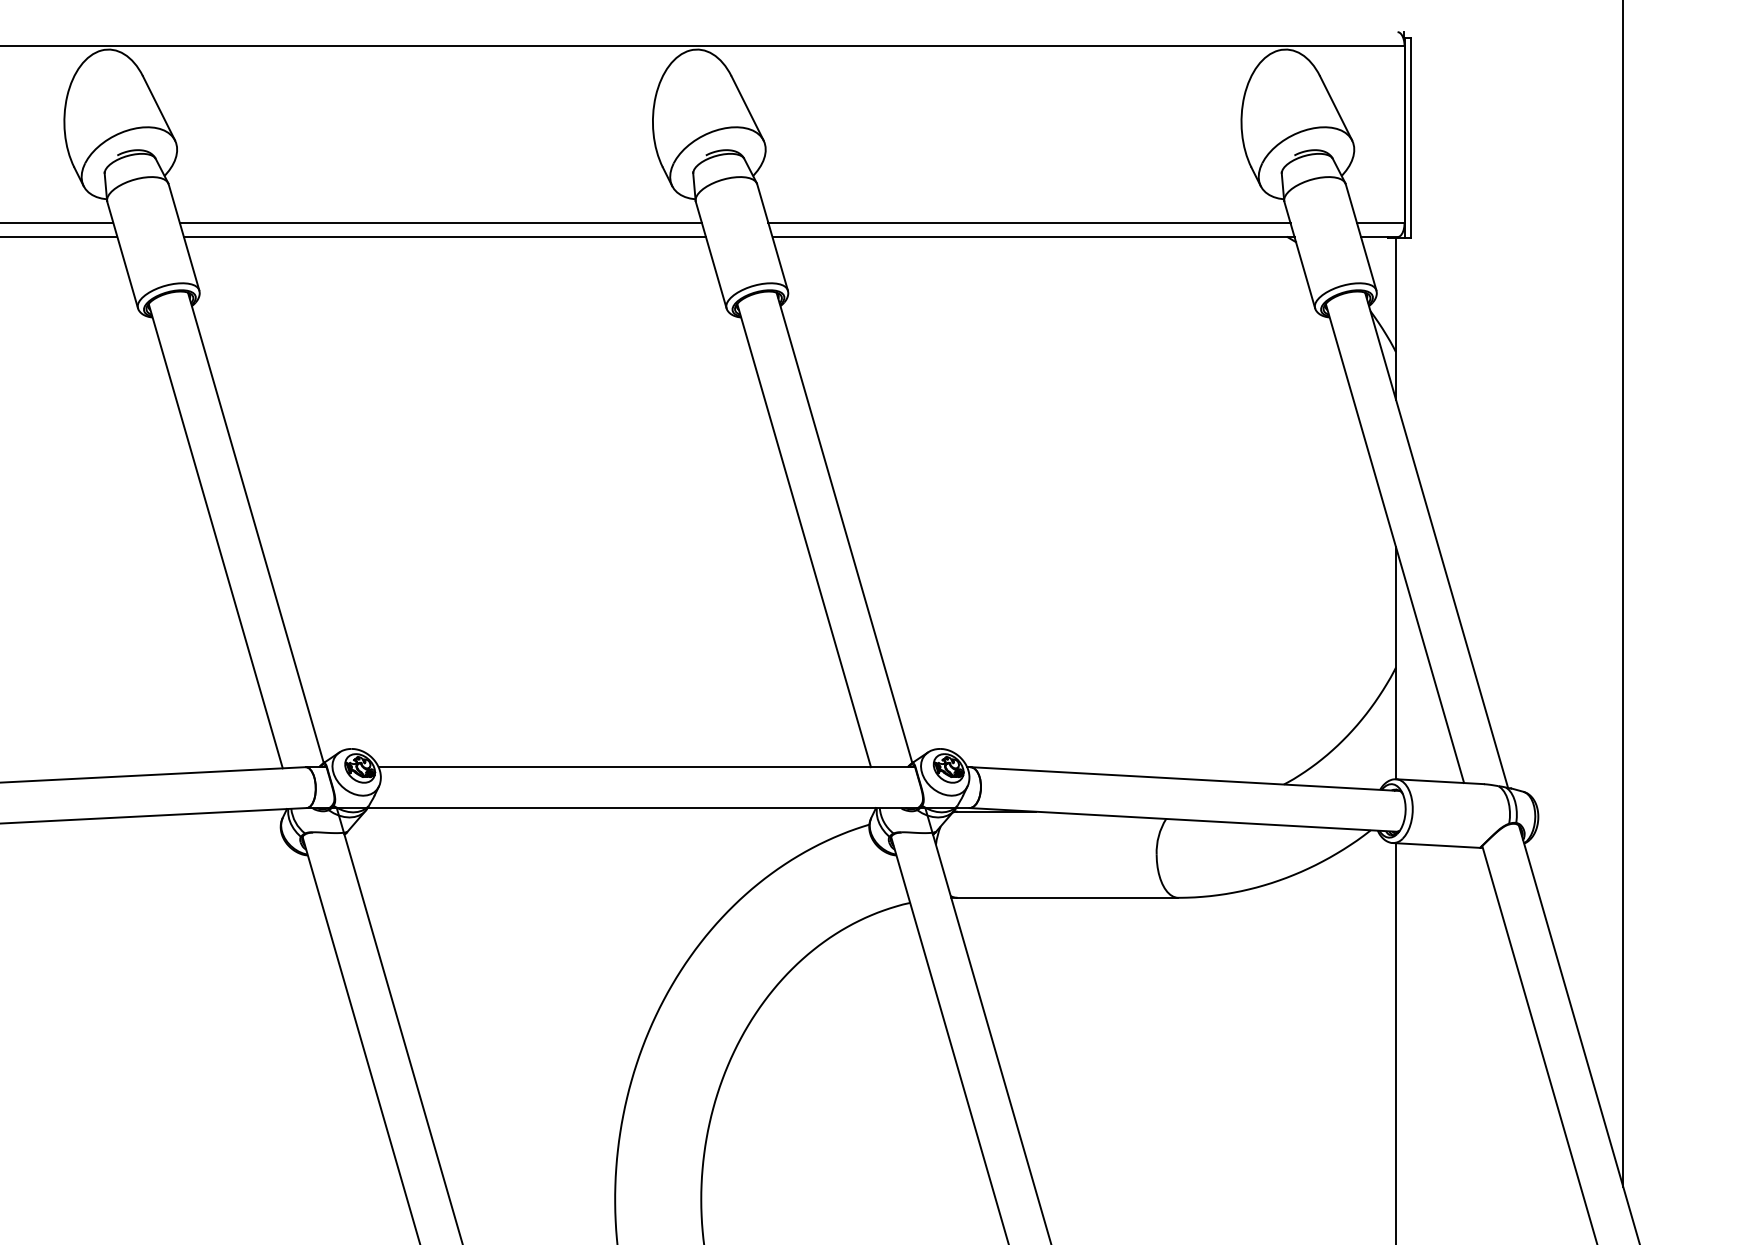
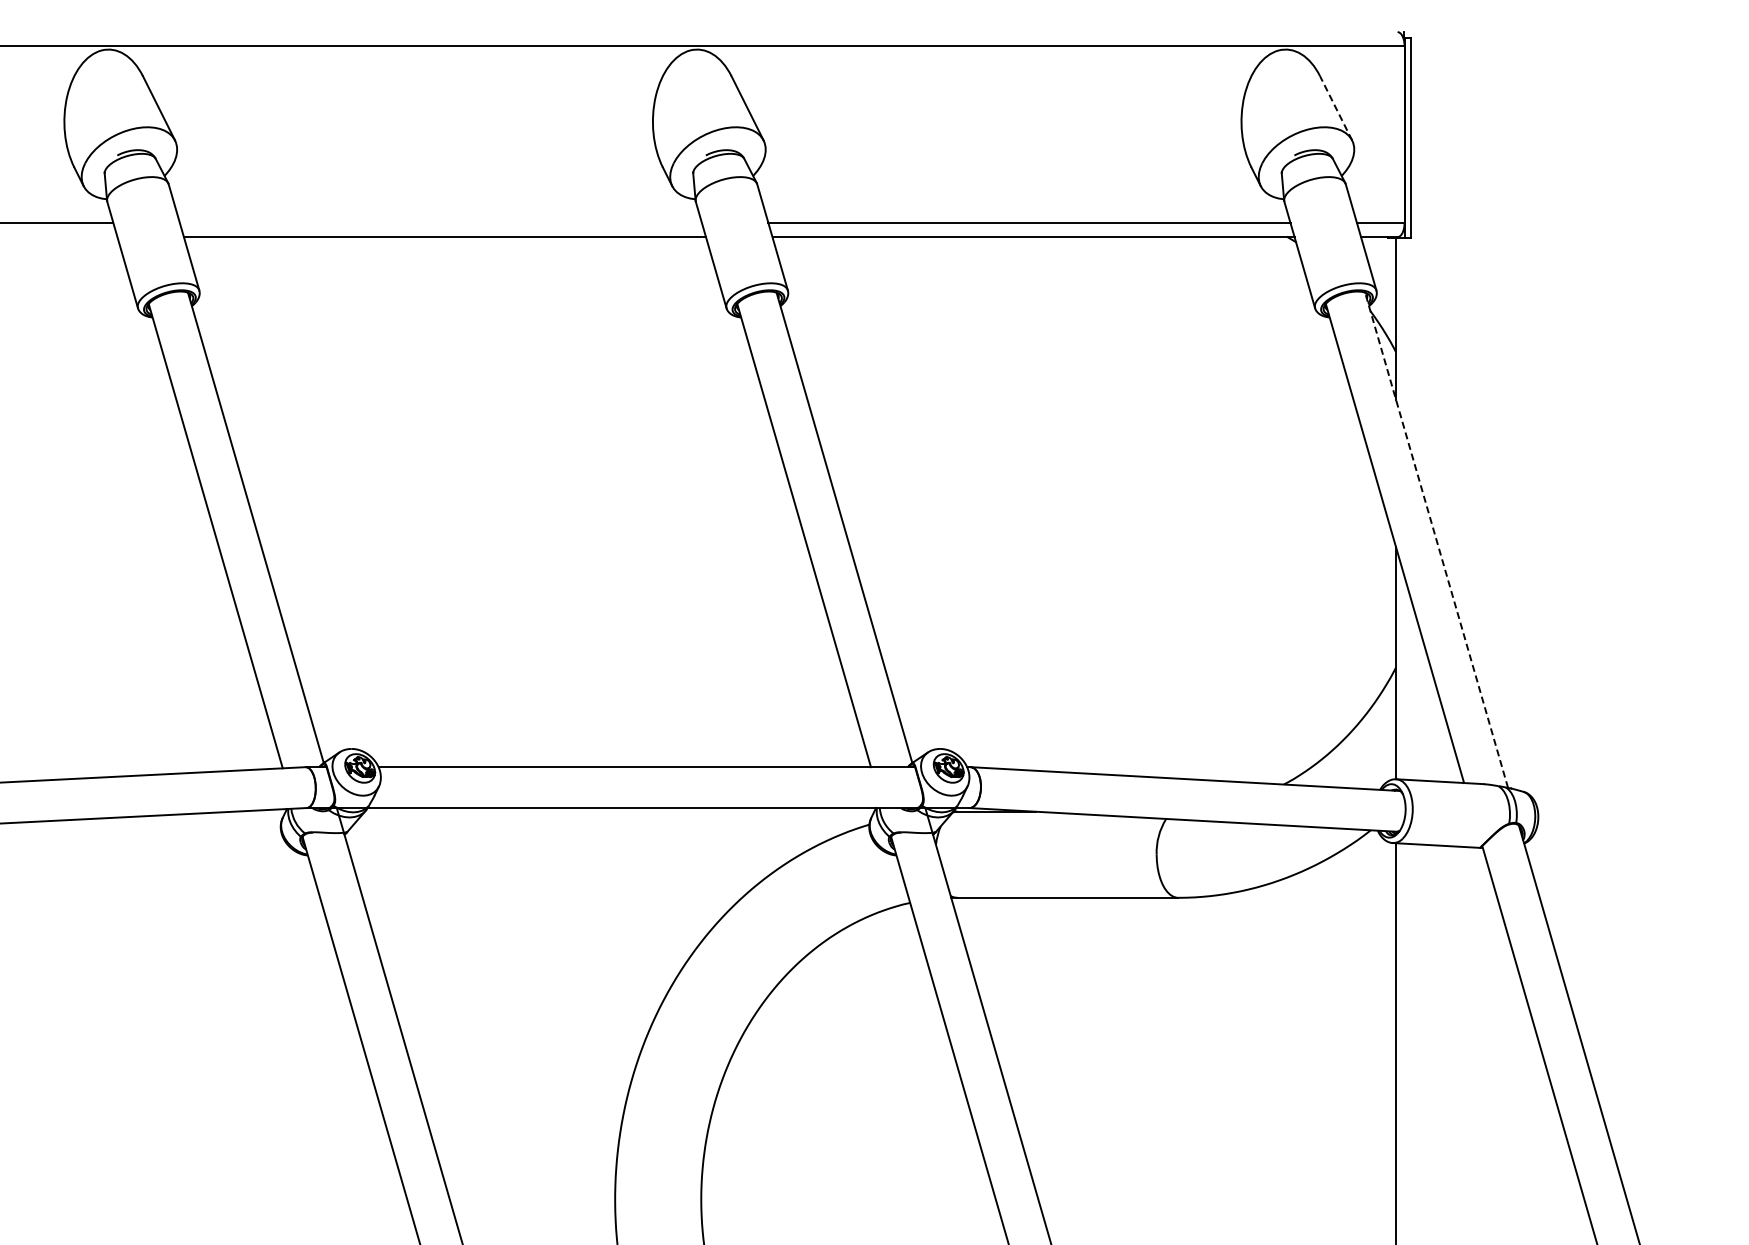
line: solid -> dashed (1335, 107)
line: present -> none (440, 223)
line: present -> none (59, 237)
line: solid -> dashed (1436, 540)
line: present -> none (1623, 594)
